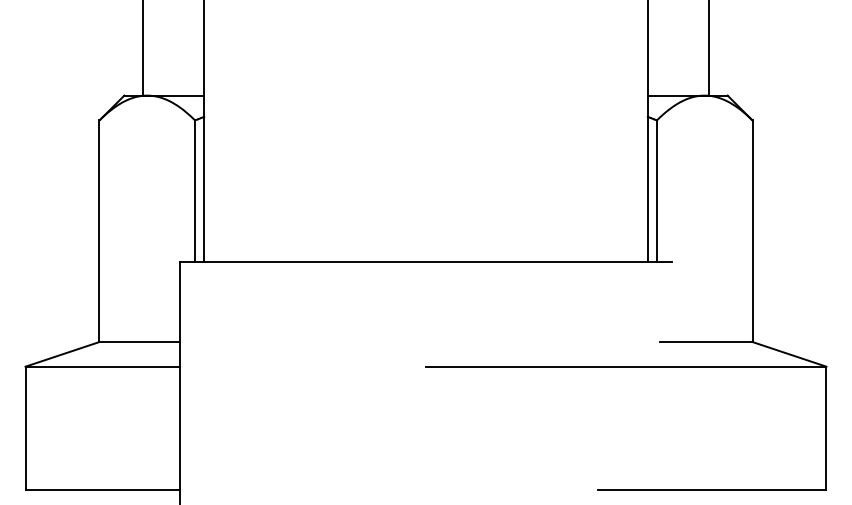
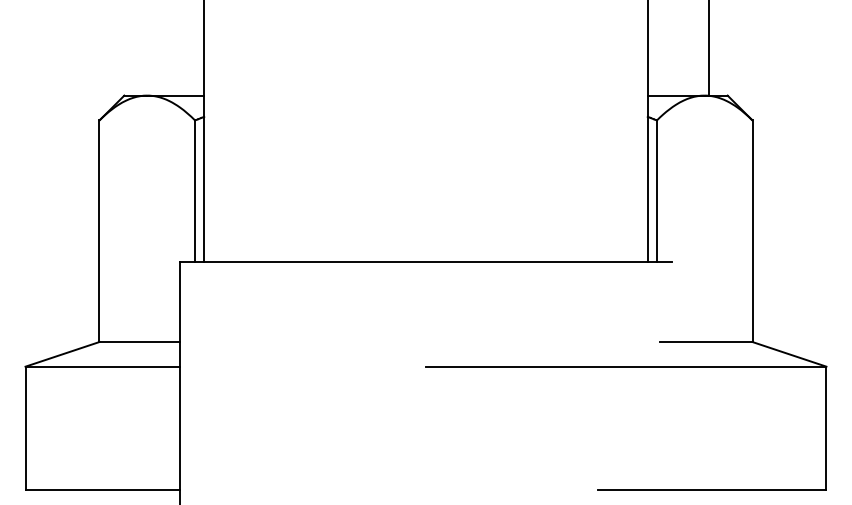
line: present -> none (142, 48)
